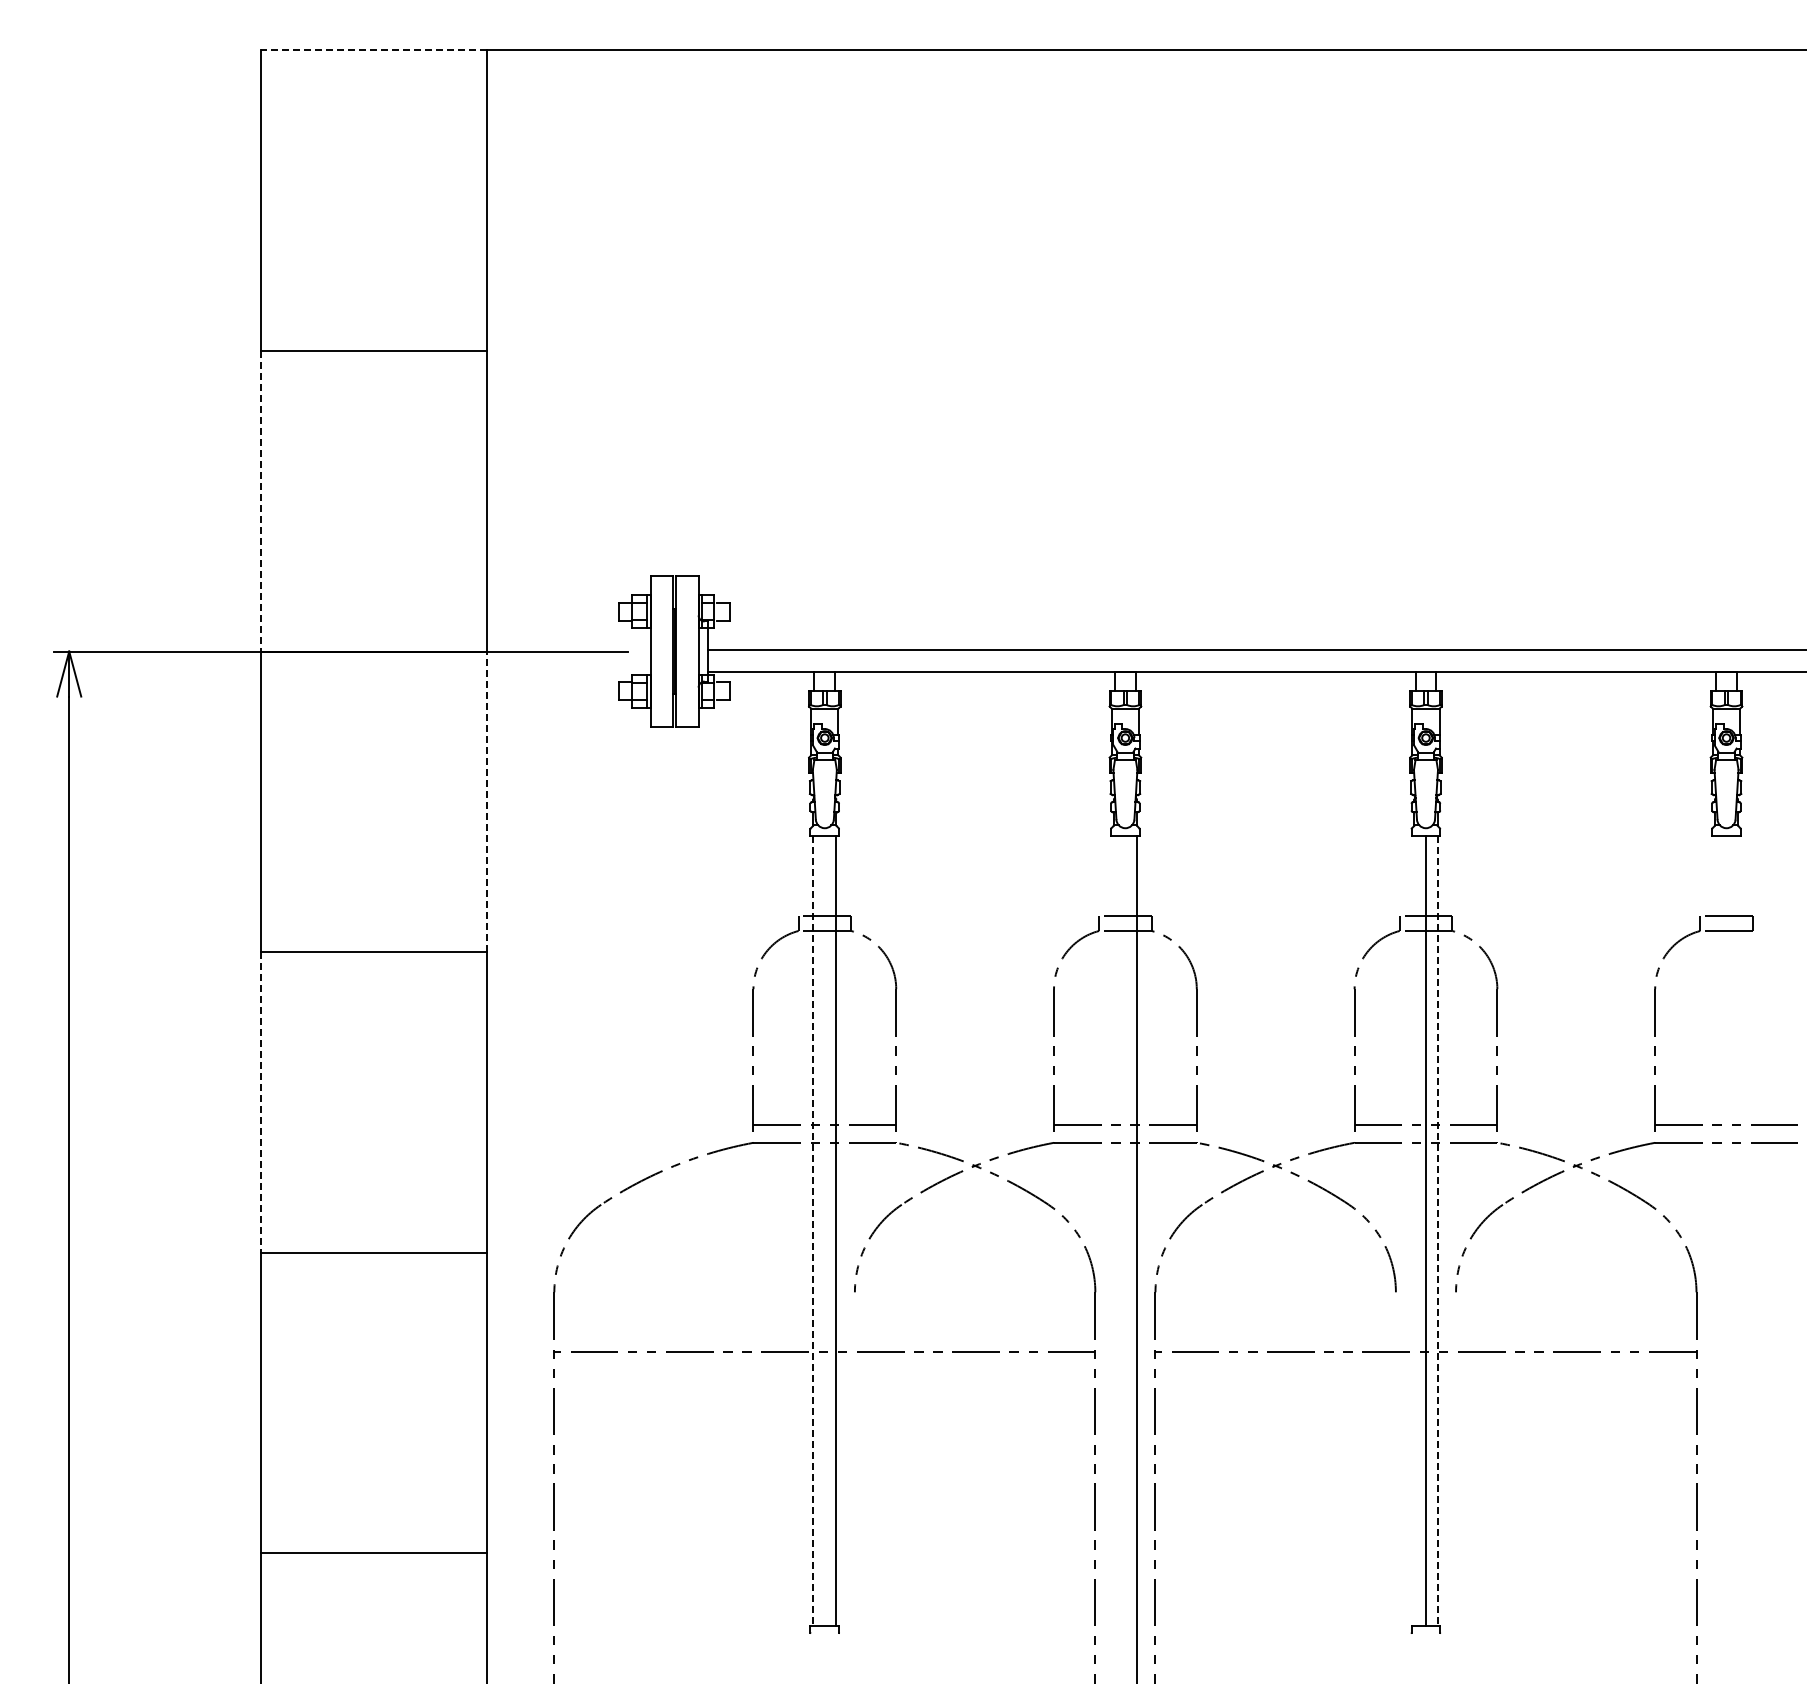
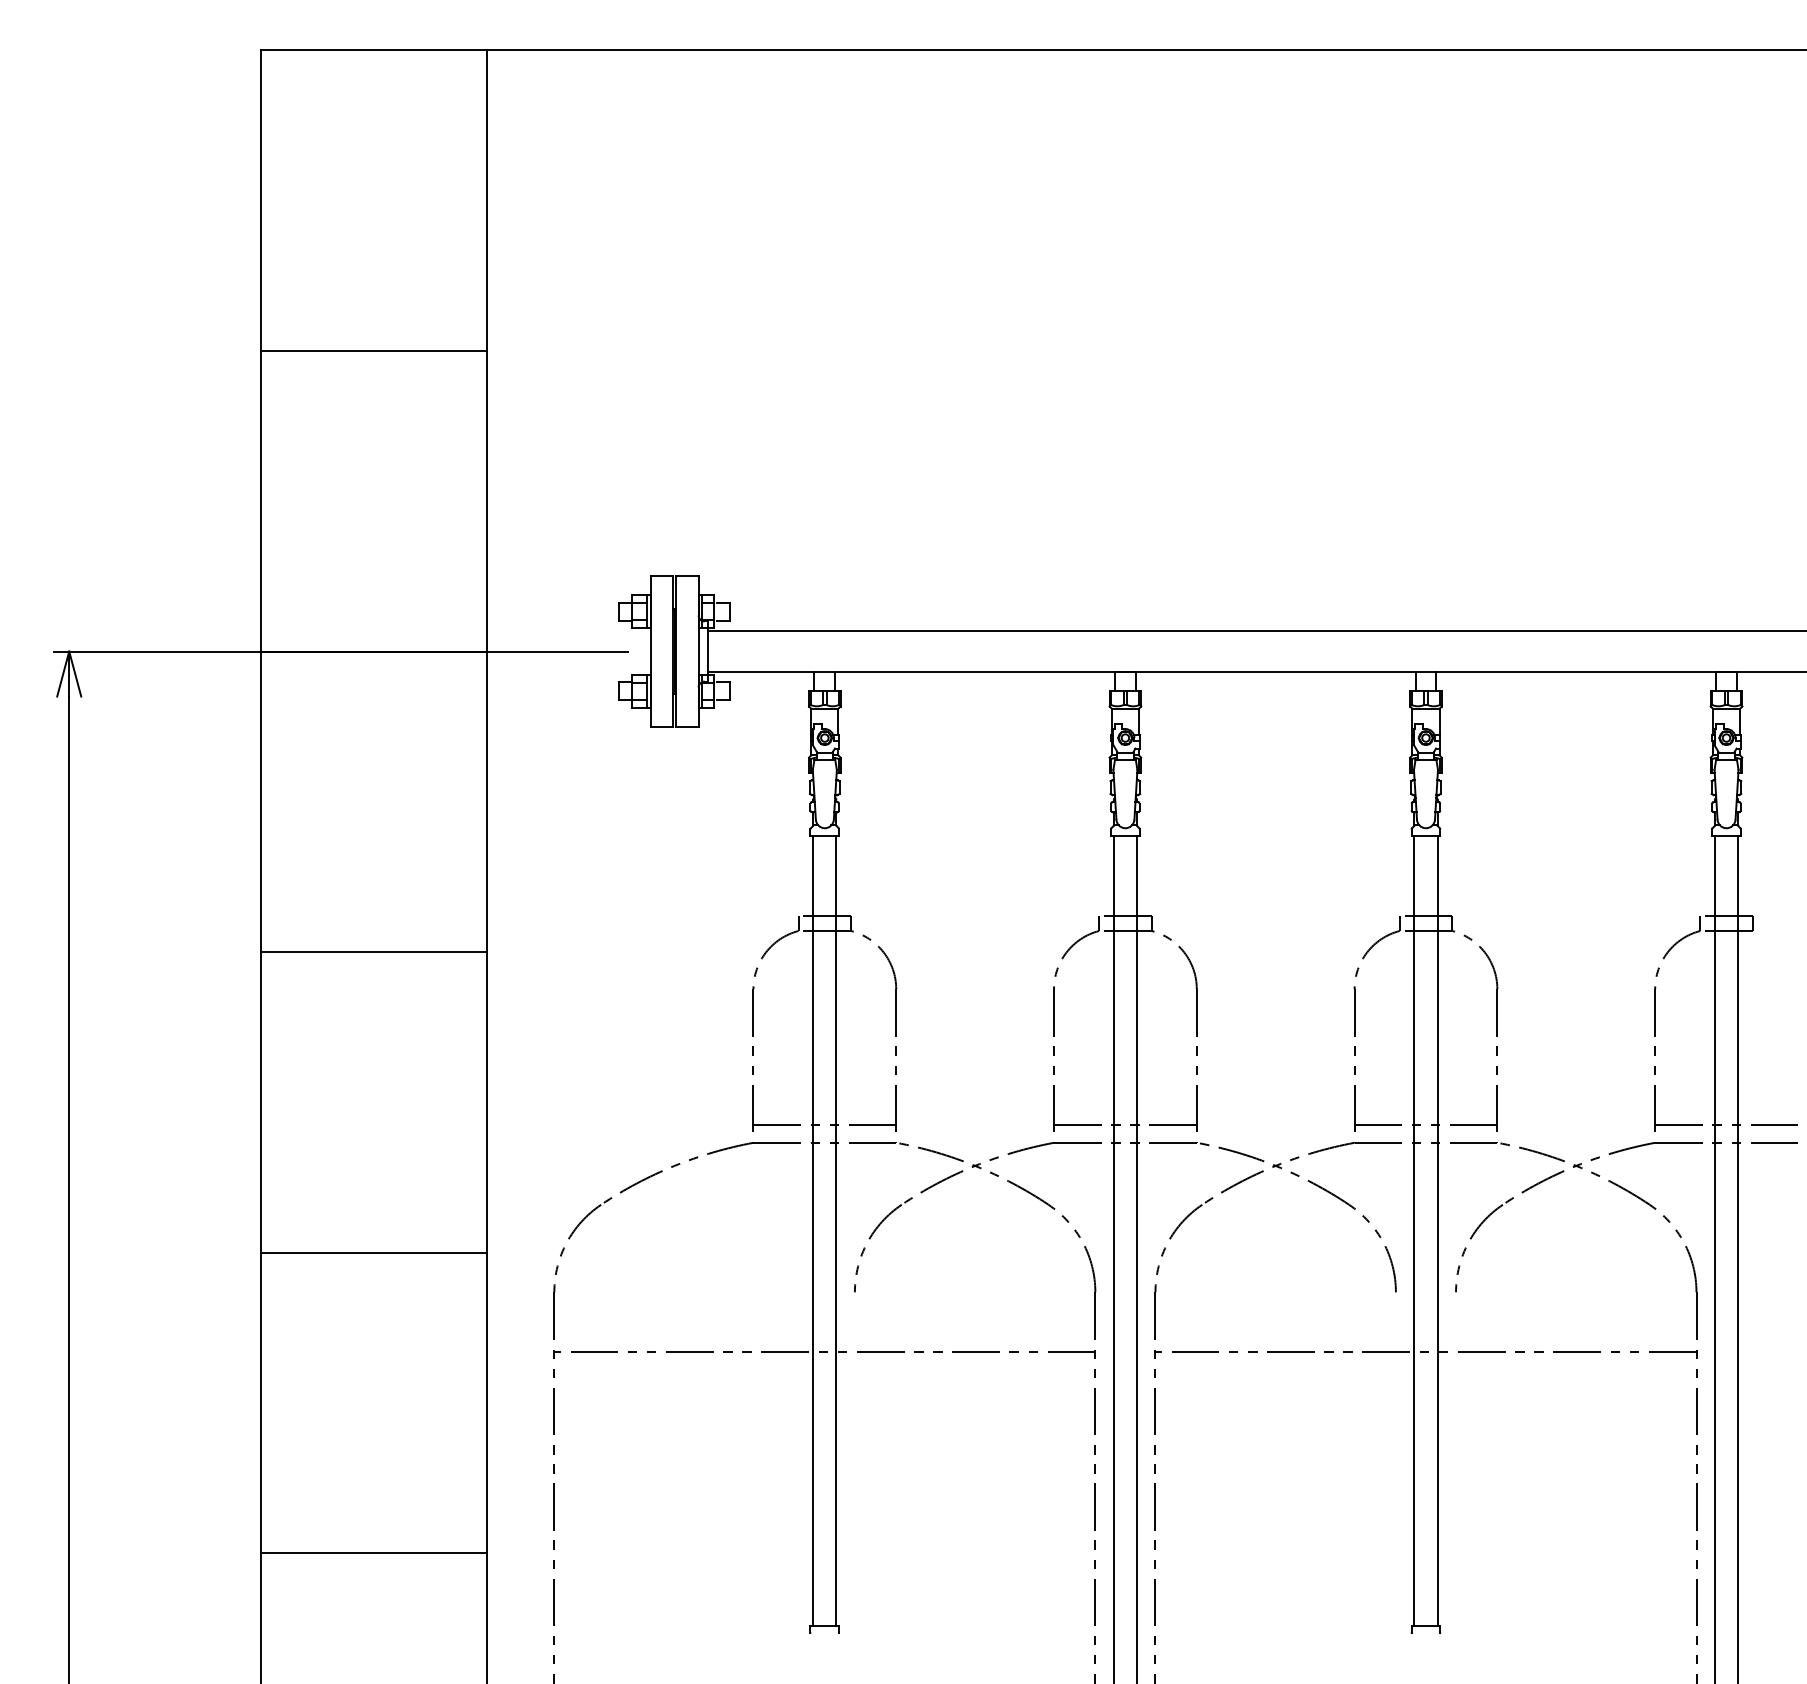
line: dashed -> solid (374, 50)
line: dashed -> solid (261, 501)
line position: (1255, 650) -> (1255, 631) (1255, 631)
line: dashed -> solid (486, 801)
line: dashed -> solid (261, 1102)
line position: (1426, 1230) -> (1414, 1230) (1414, 1230)
line: dashed -> solid (813, 1231)
line: dashed -> solid (1437, 1231)
line: none -> present (1113, 1257)
line: none -> present (1714, 1257)
line: none -> present (1738, 1257)
